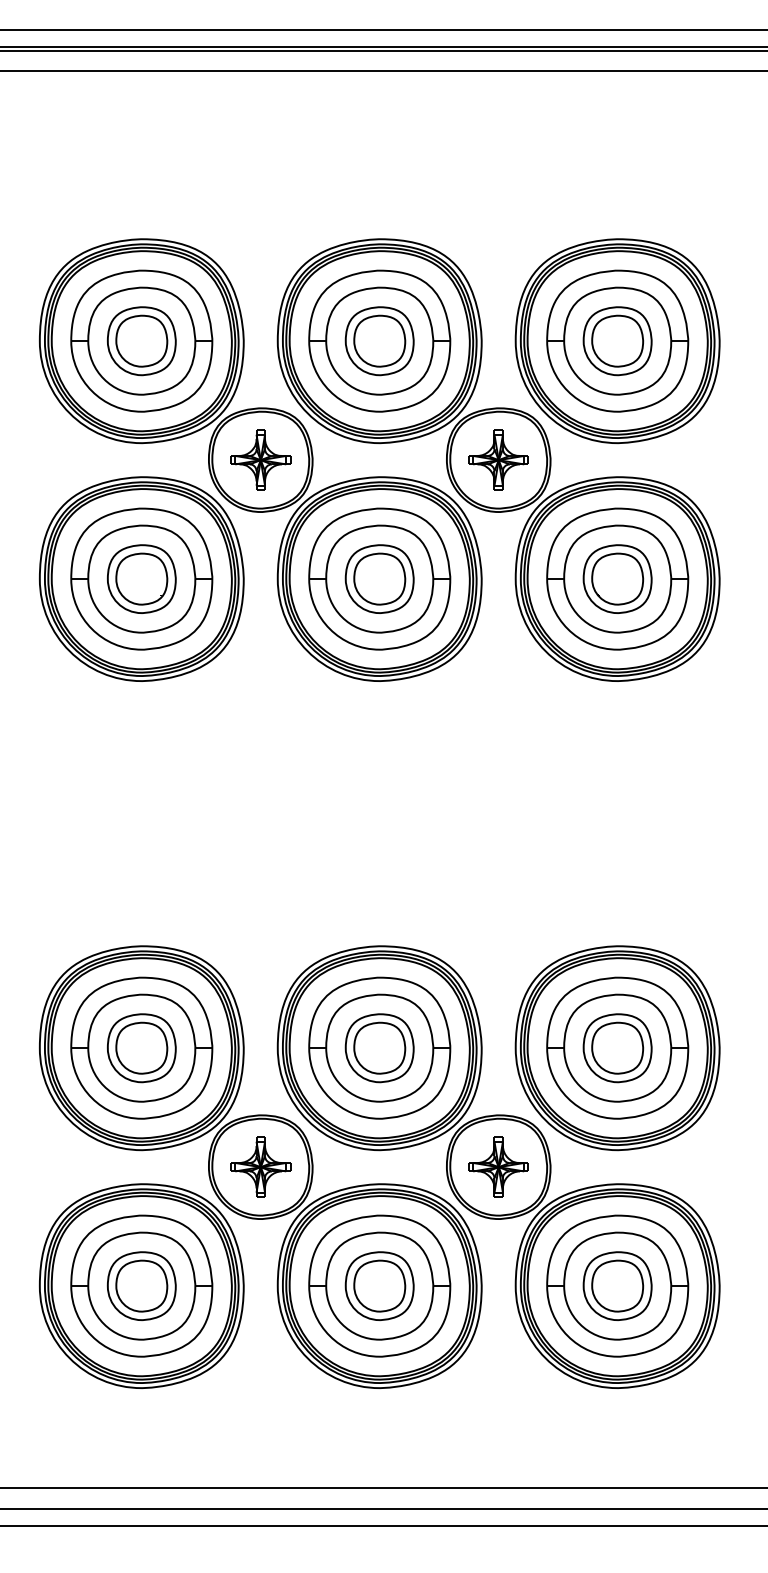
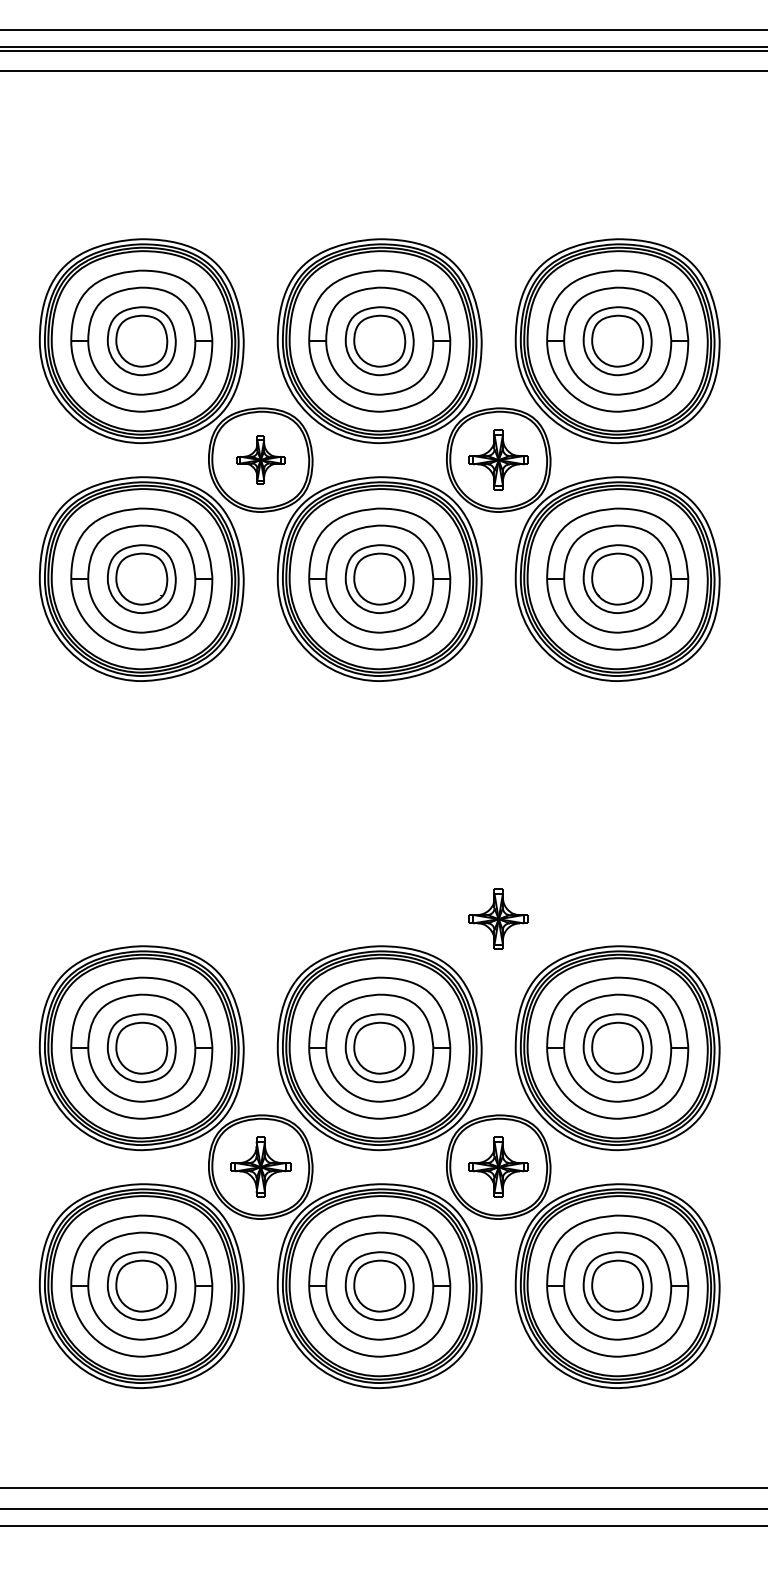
part size: 62x62 px -> 50x50 px (260, 459)
part: none -> present (498, 918)
